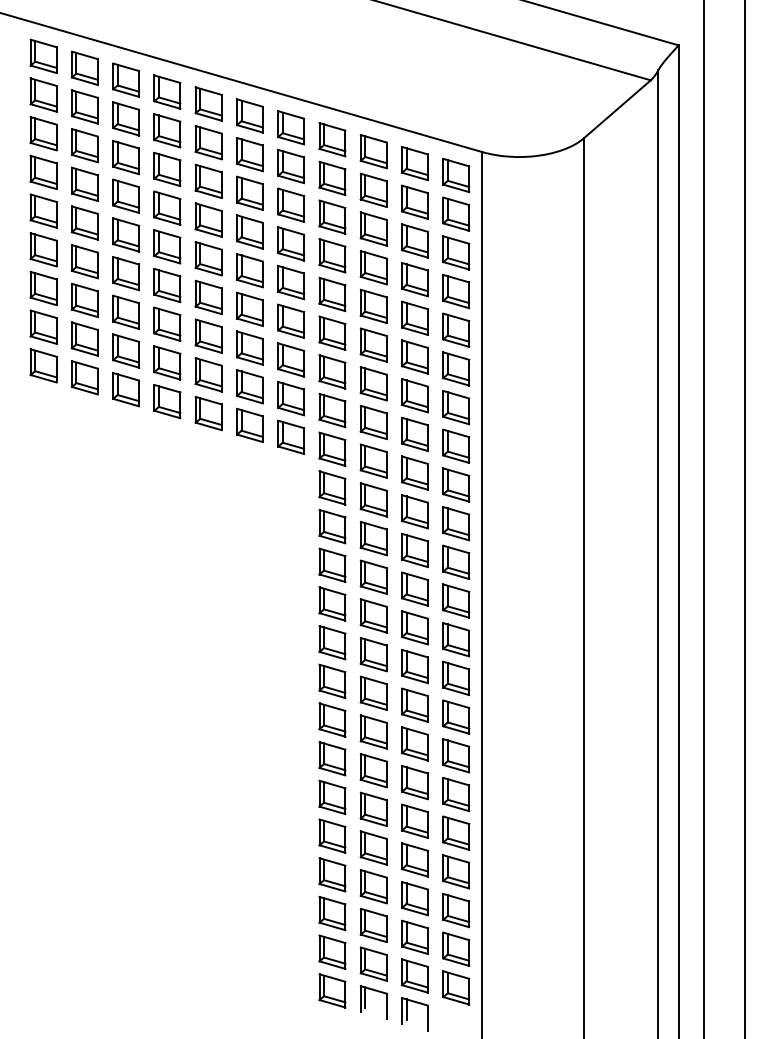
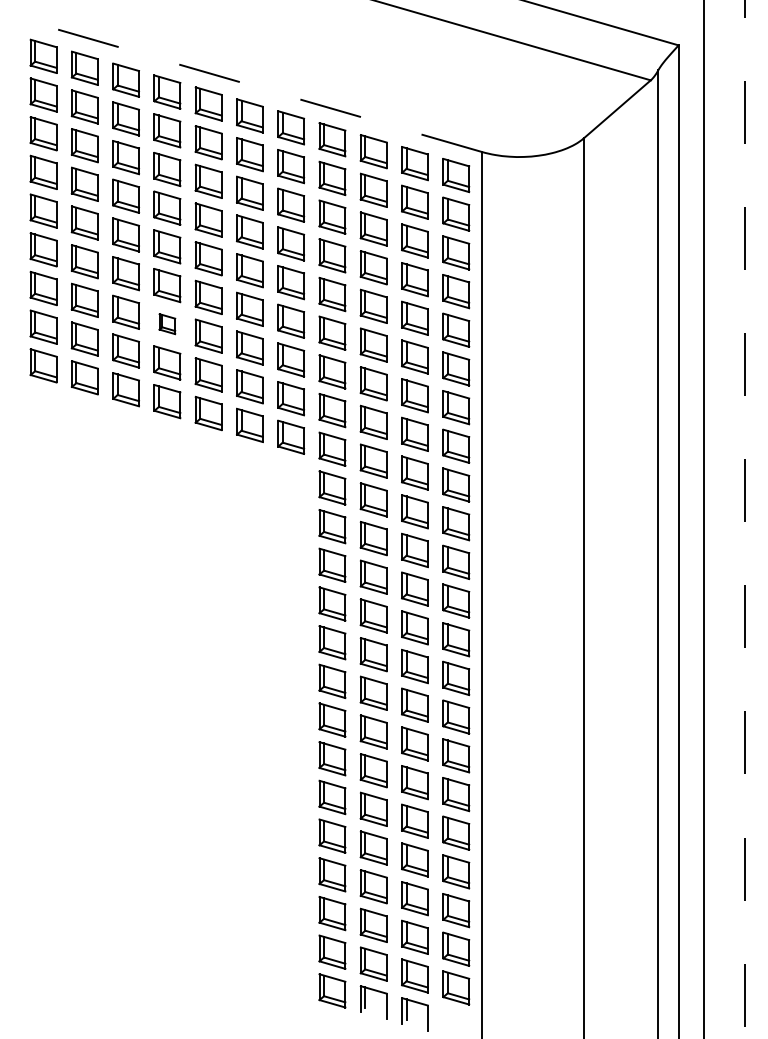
line: solid -> dashed (240, 82)
part size: 29x36 px -> 19x23 px (167, 324)
line: solid -> dashed (745, 519)
